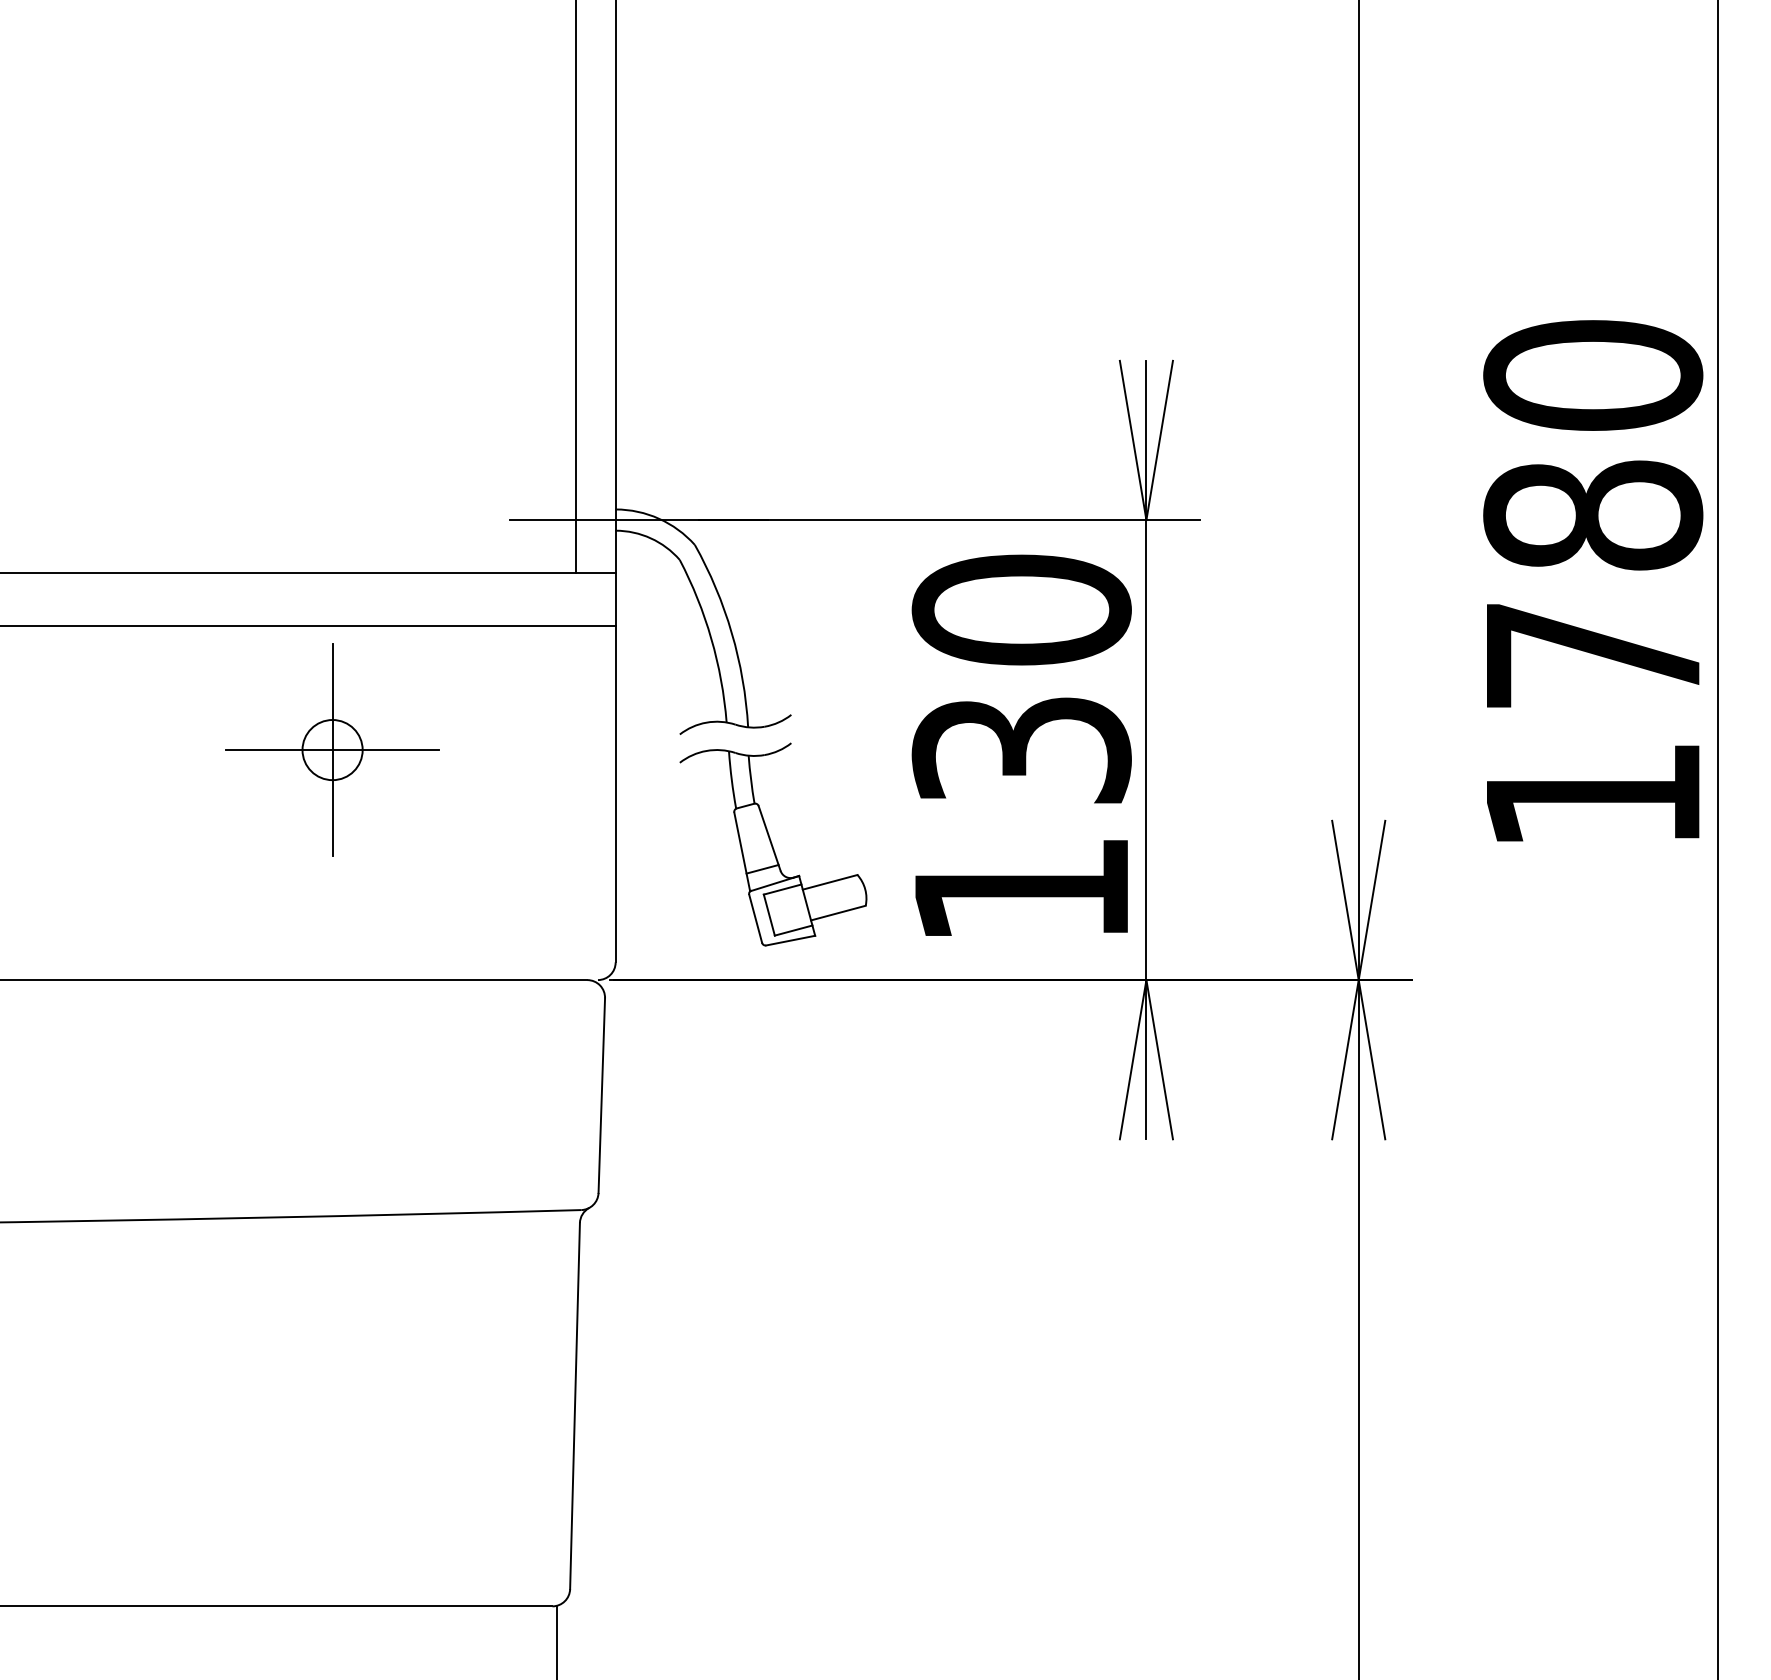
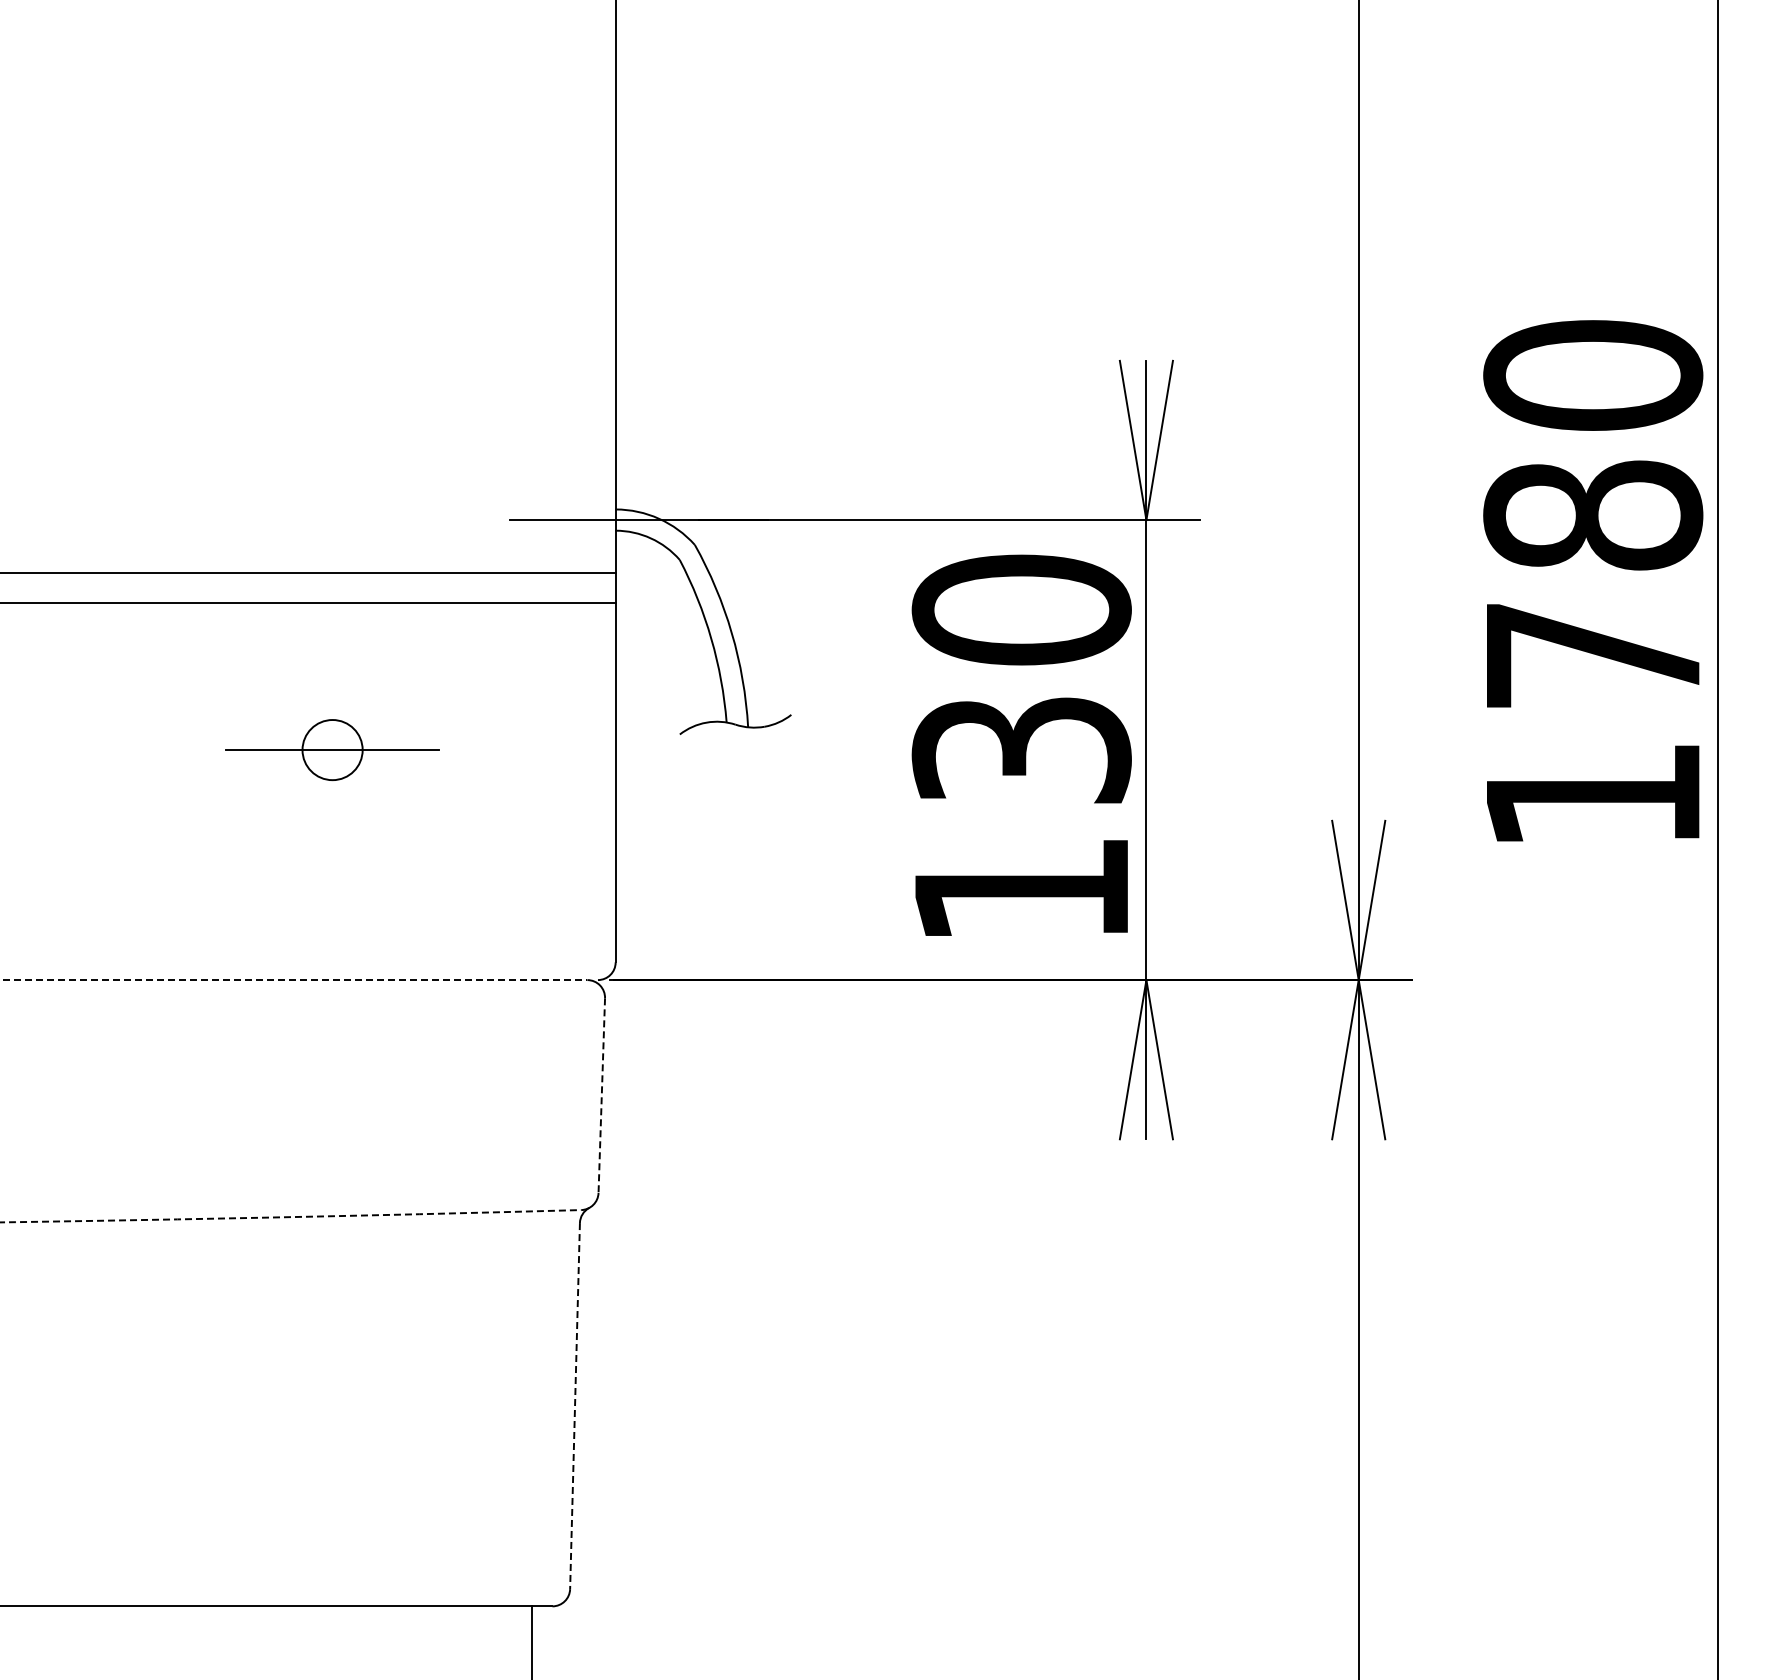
line: present -> none (575, 287)
line position: (308, 626) -> (308, 603) (308, 603)
line: present -> none (332, 749)
part: present -> none (773, 844)
line: solid -> dashed (294, 980)
line: solid -> dashed (601, 1096)
arc: solid -> dashed (291, 1217)
line: solid -> dashed (575, 1406)
line position: (557, 1640) -> (532, 1640) (532, 1640)
